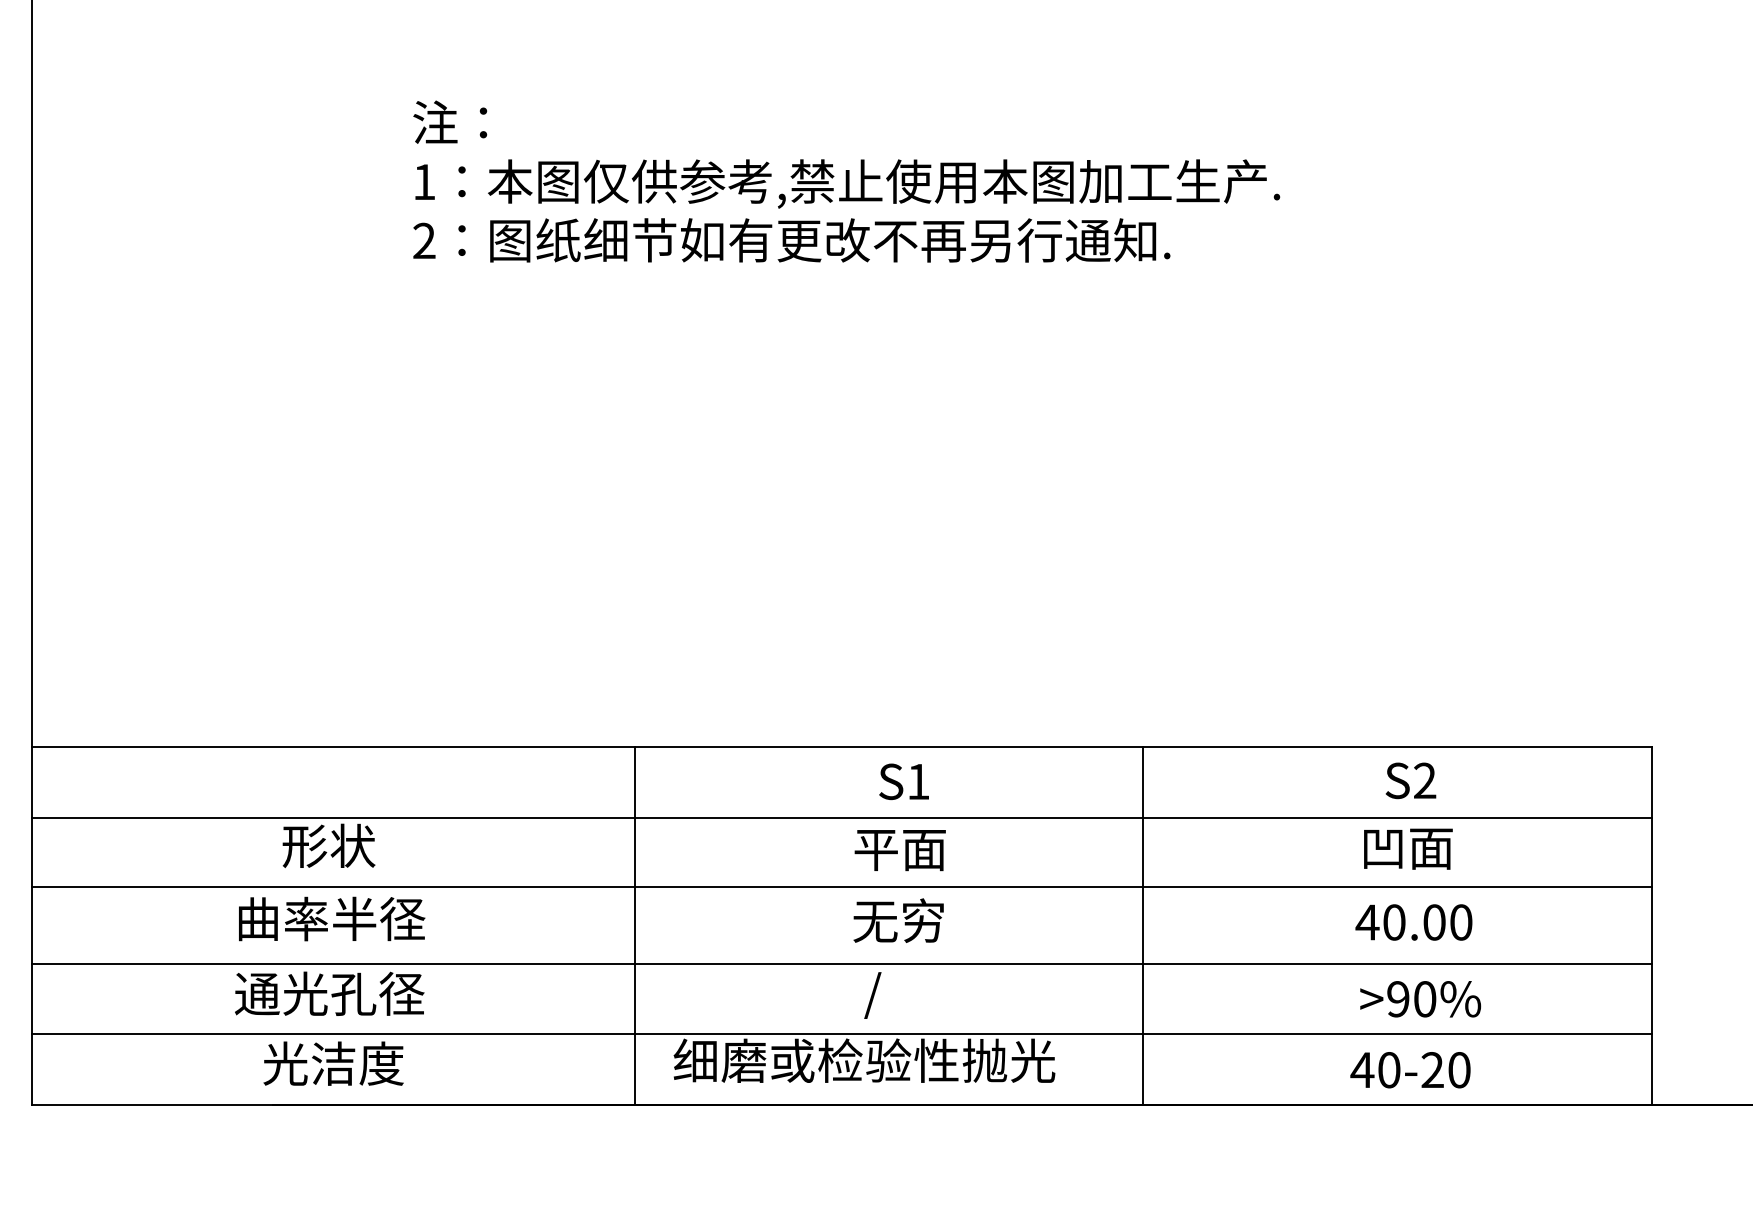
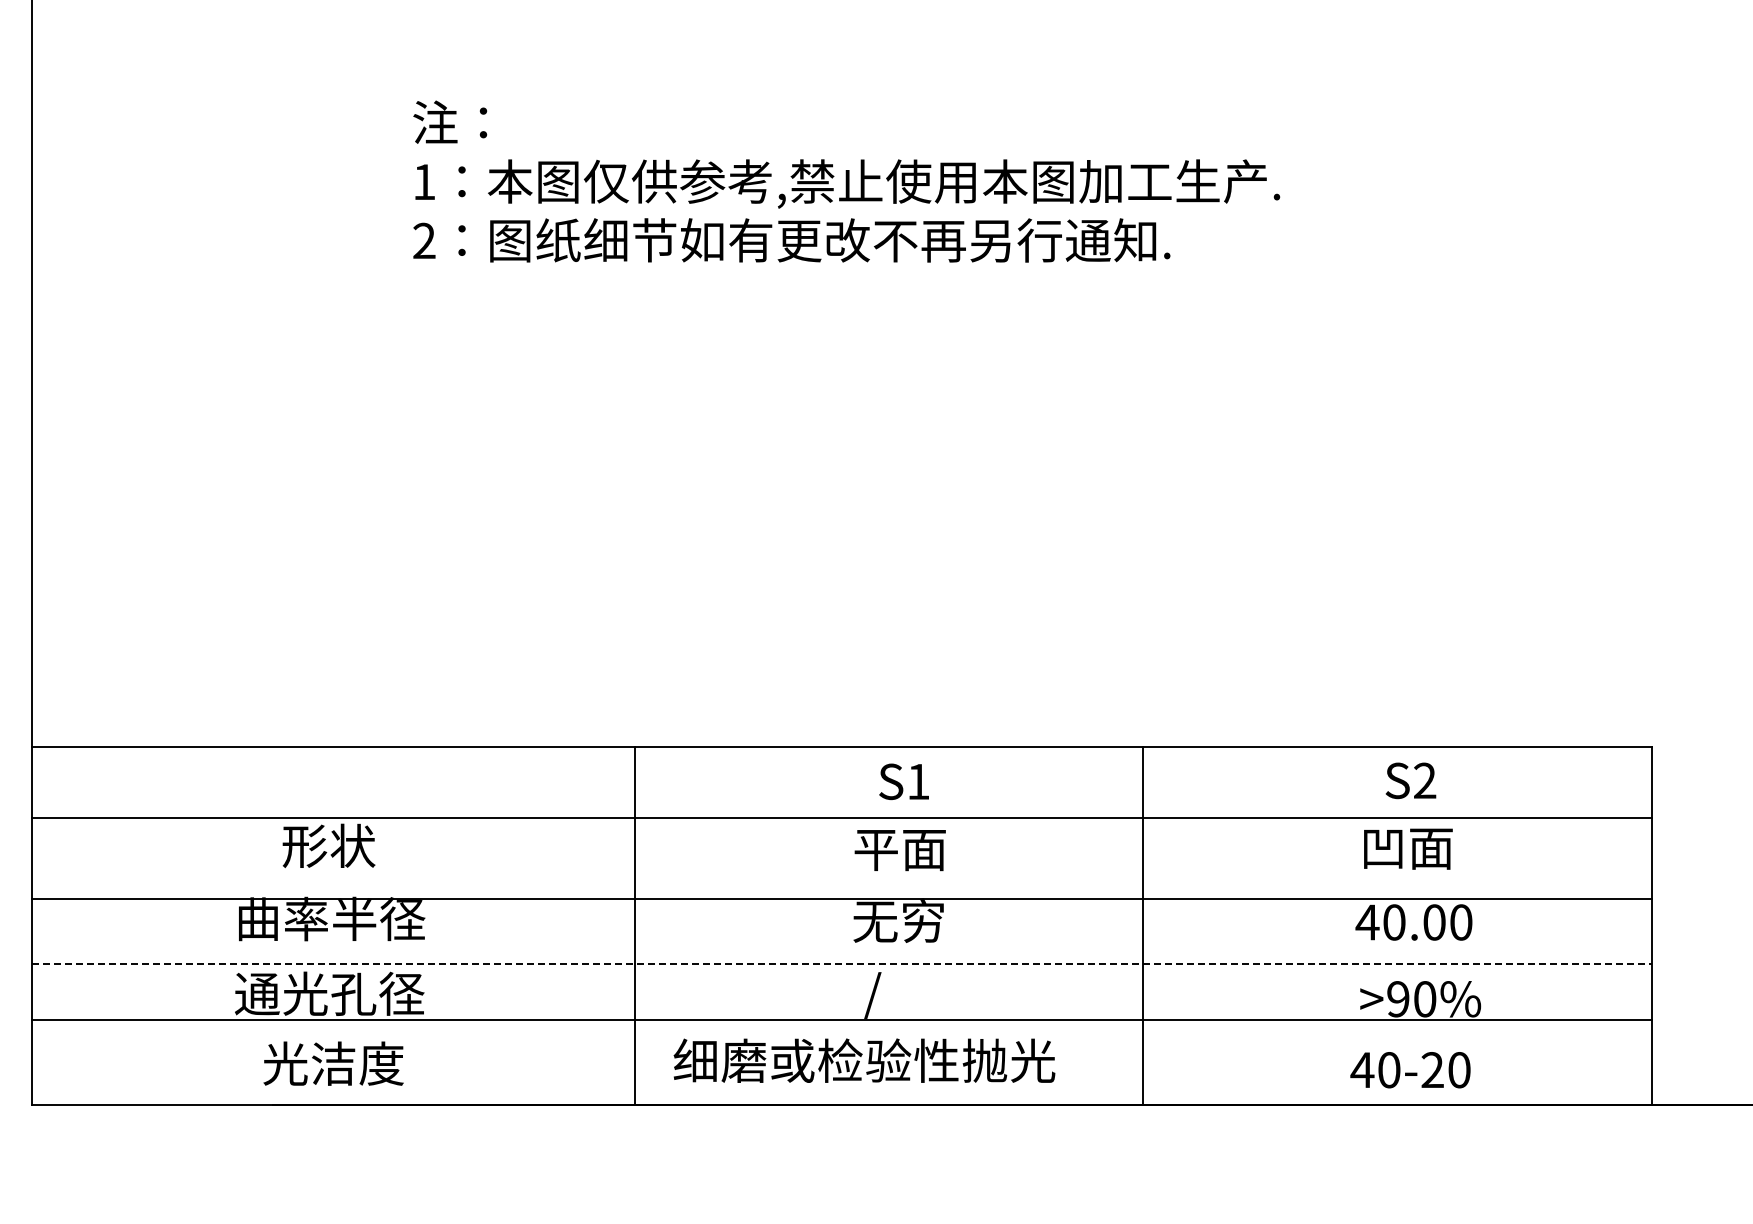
line position: (841, 887) -> (841, 899) (841, 899)
line: solid -> dashed (842, 963)
line position: (841, 1034) -> (841, 1020) (841, 1020)
